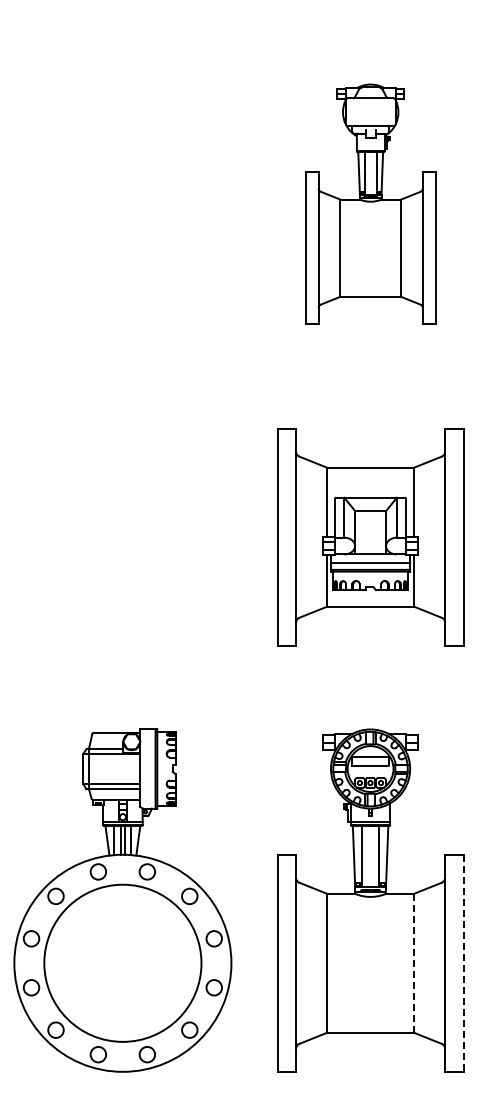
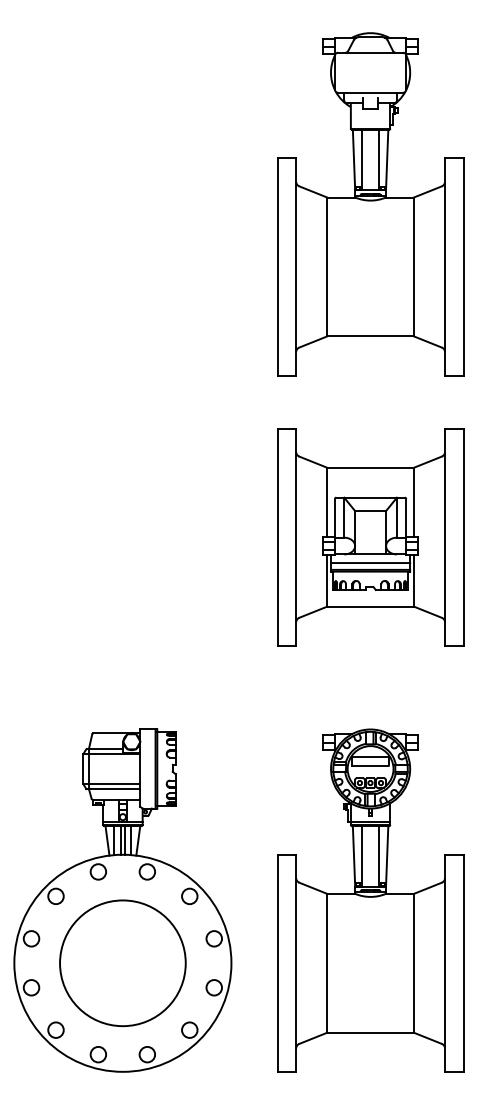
part size: 132x242 px -> 188x345 px (370, 204)
circle diameter: 157 px -> 126 px (122, 963)
line: dashed -> solid (414, 963)
line: dashed -> solid (463, 963)
